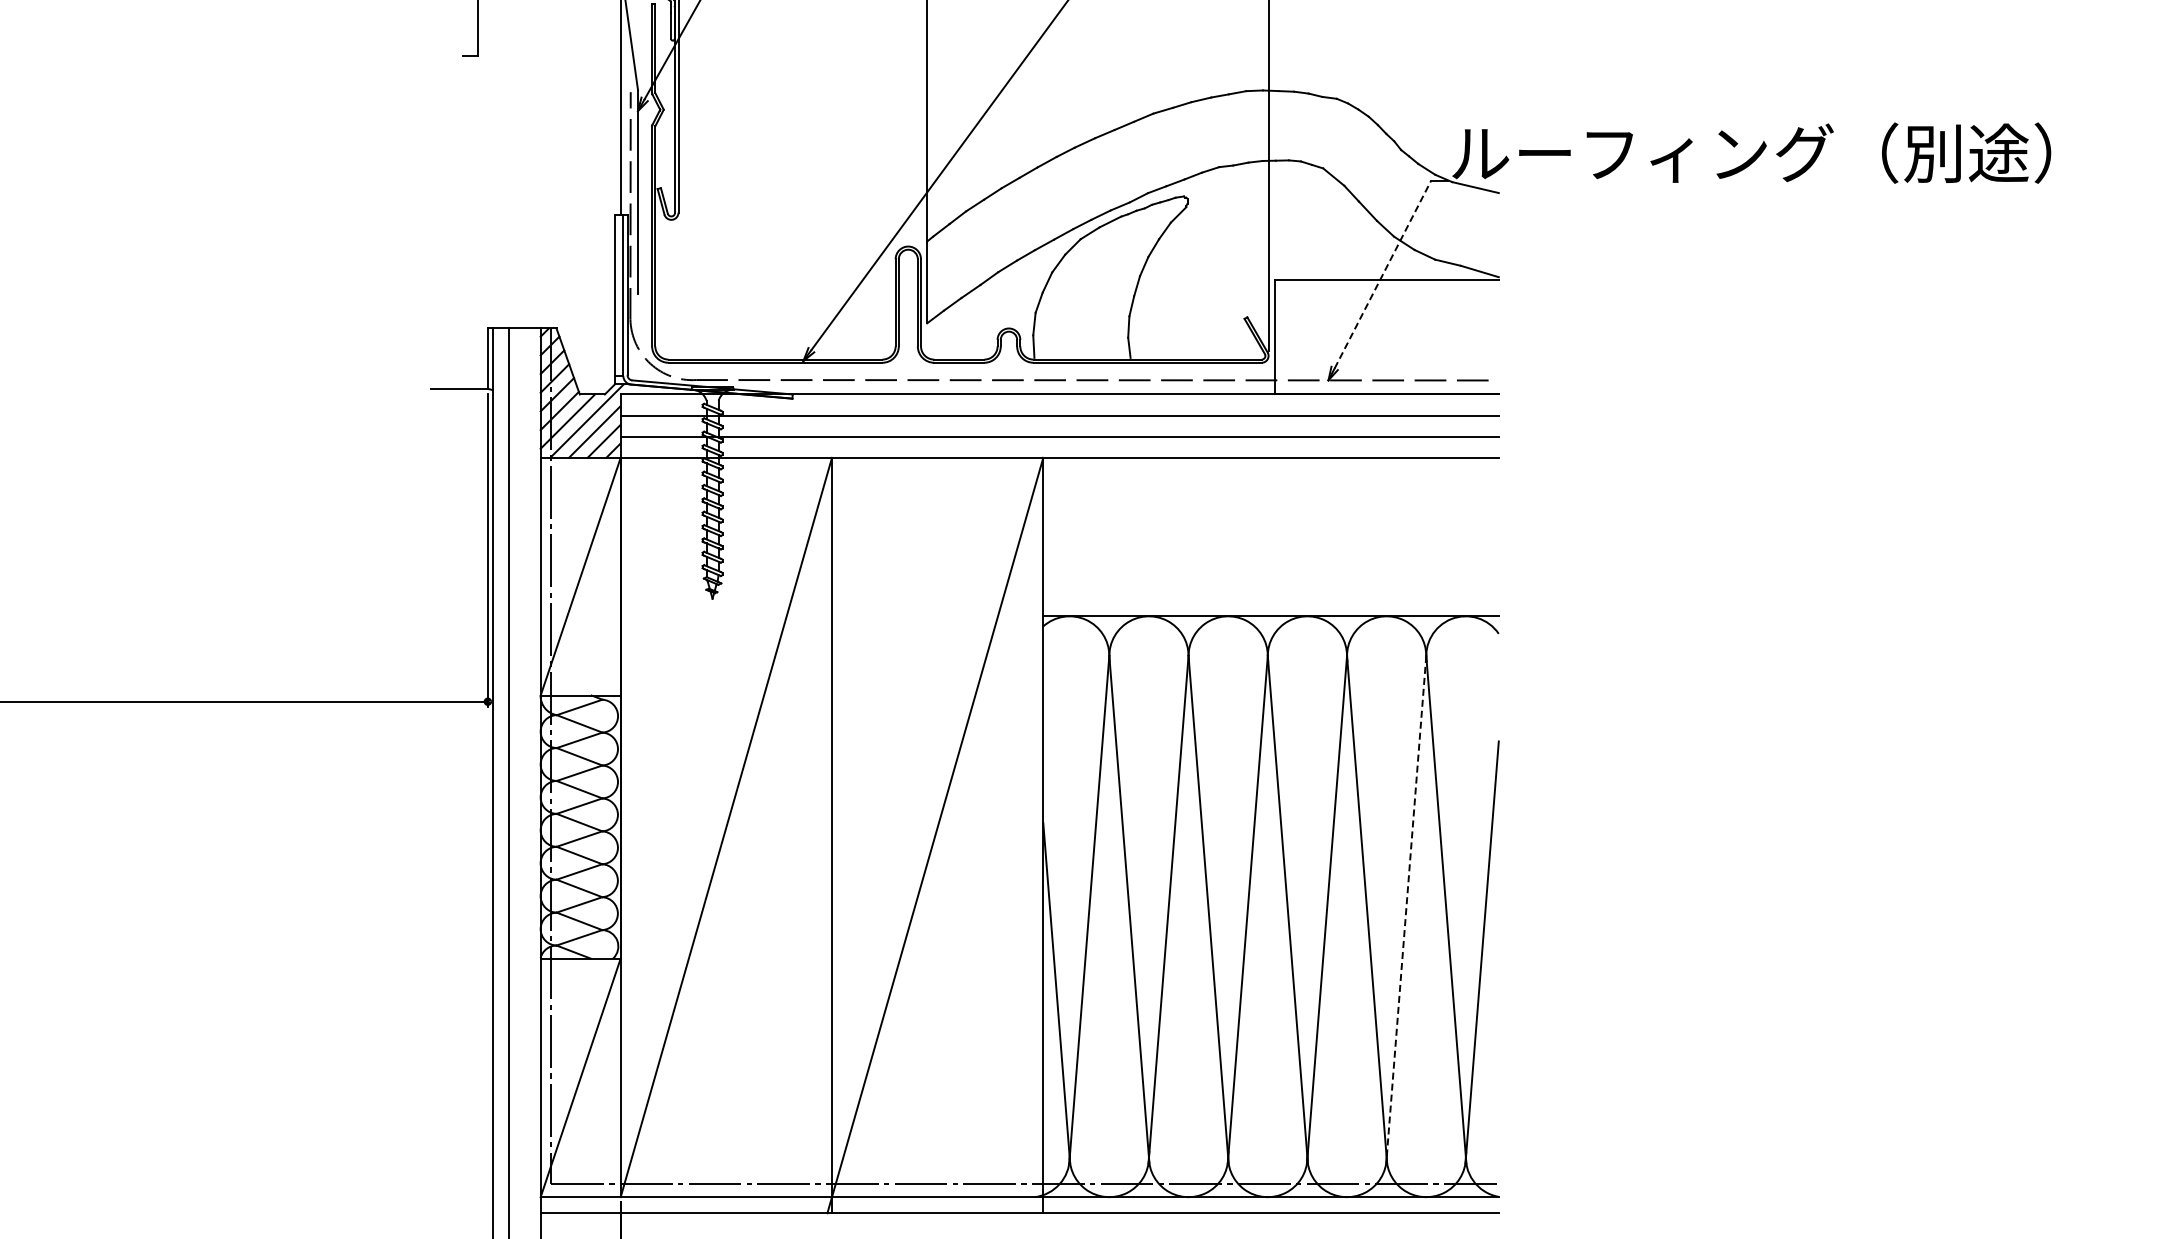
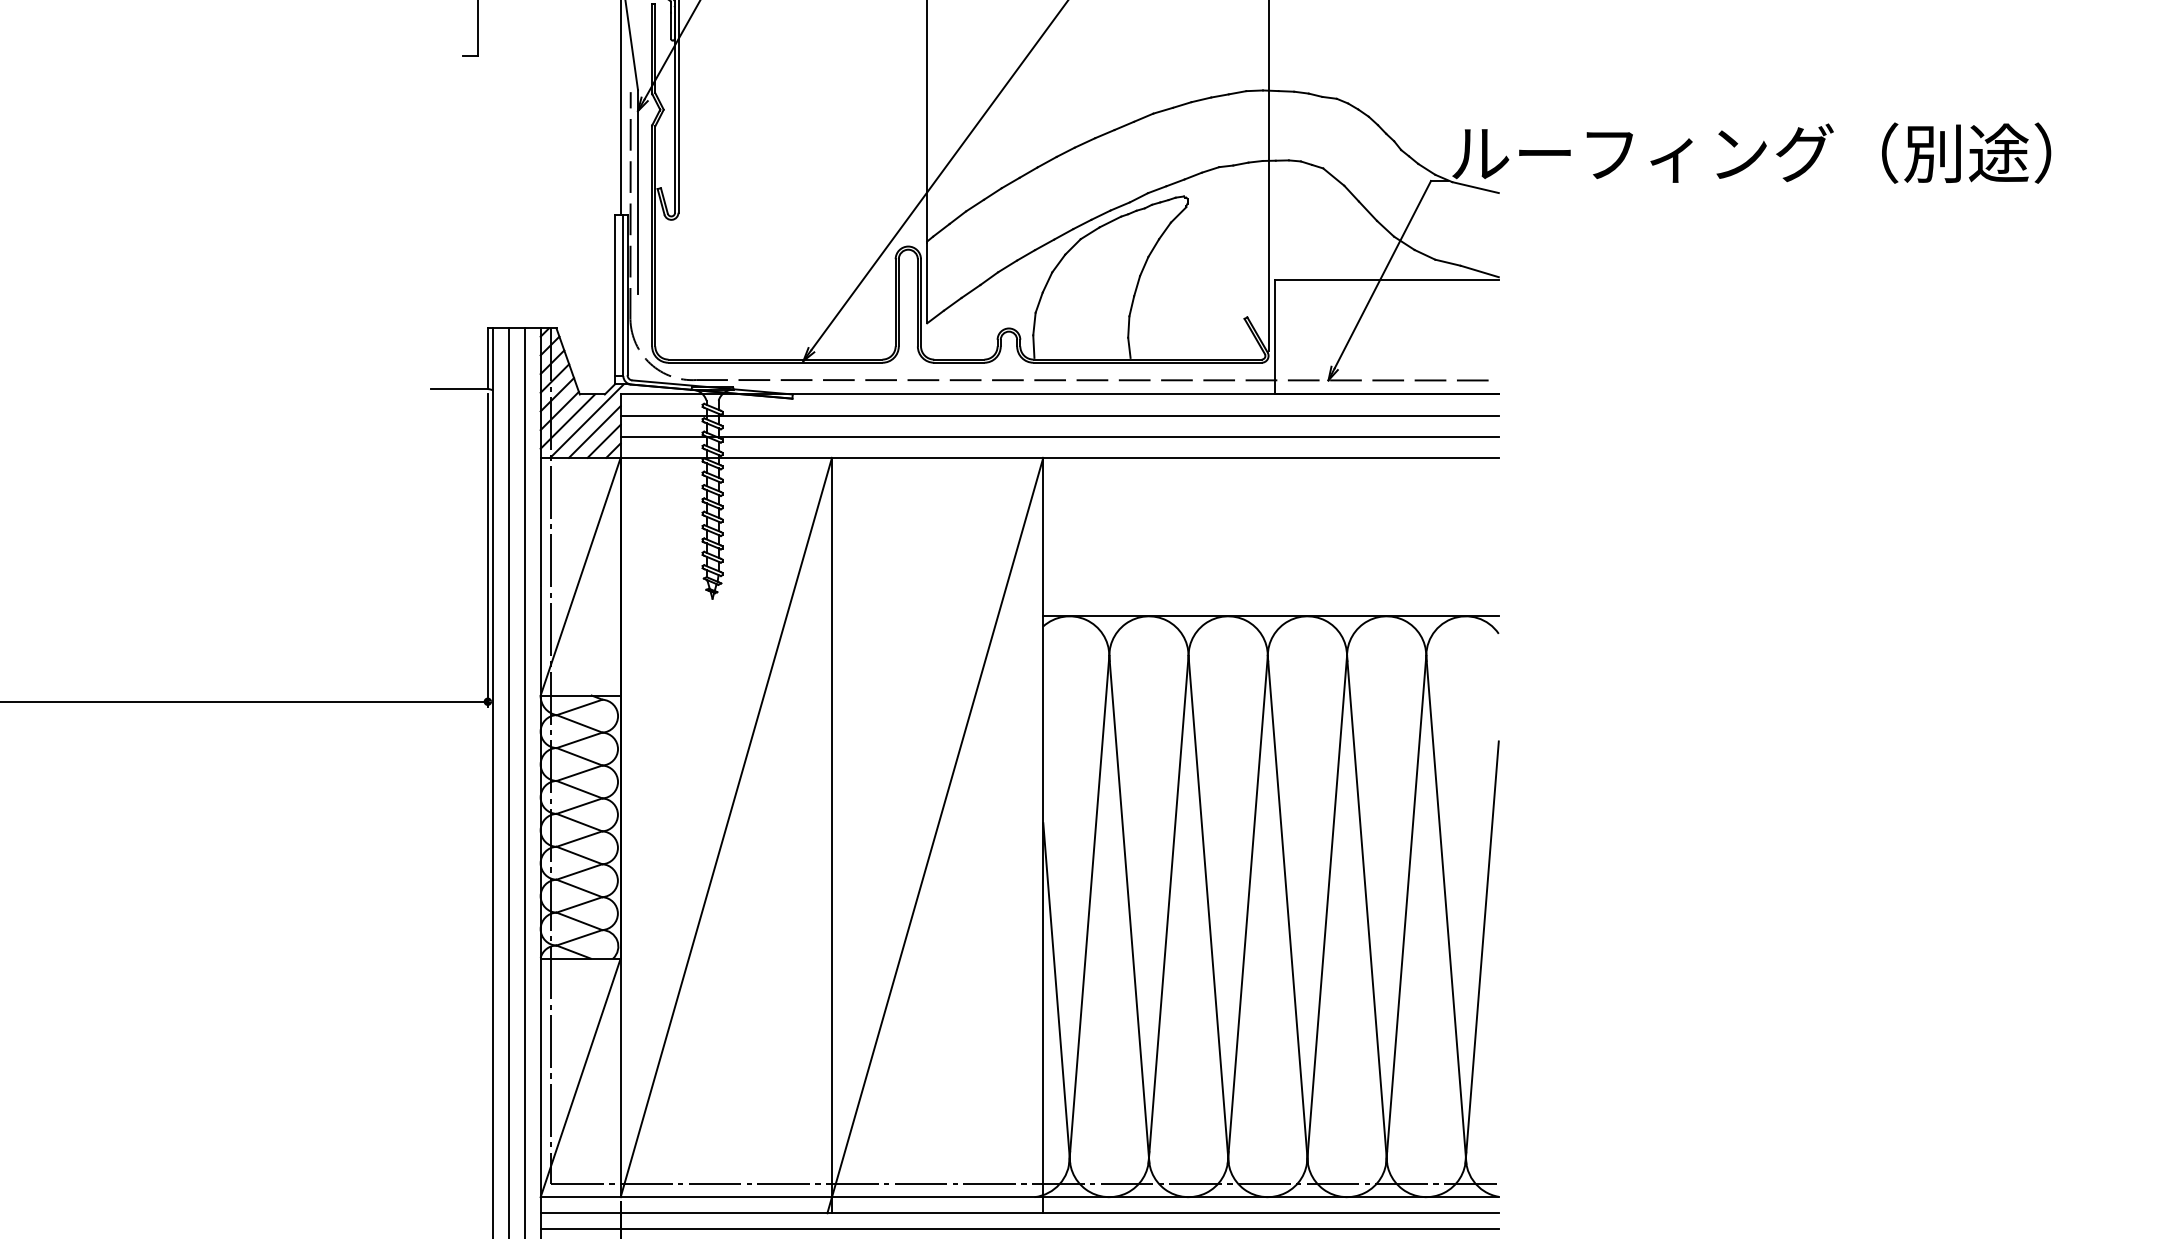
line: dashed -> solid (1383, 274)
line: none -> present (524, 781)
line: dashed -> solid (1406, 909)
line: none -> present (1019, 1229)
